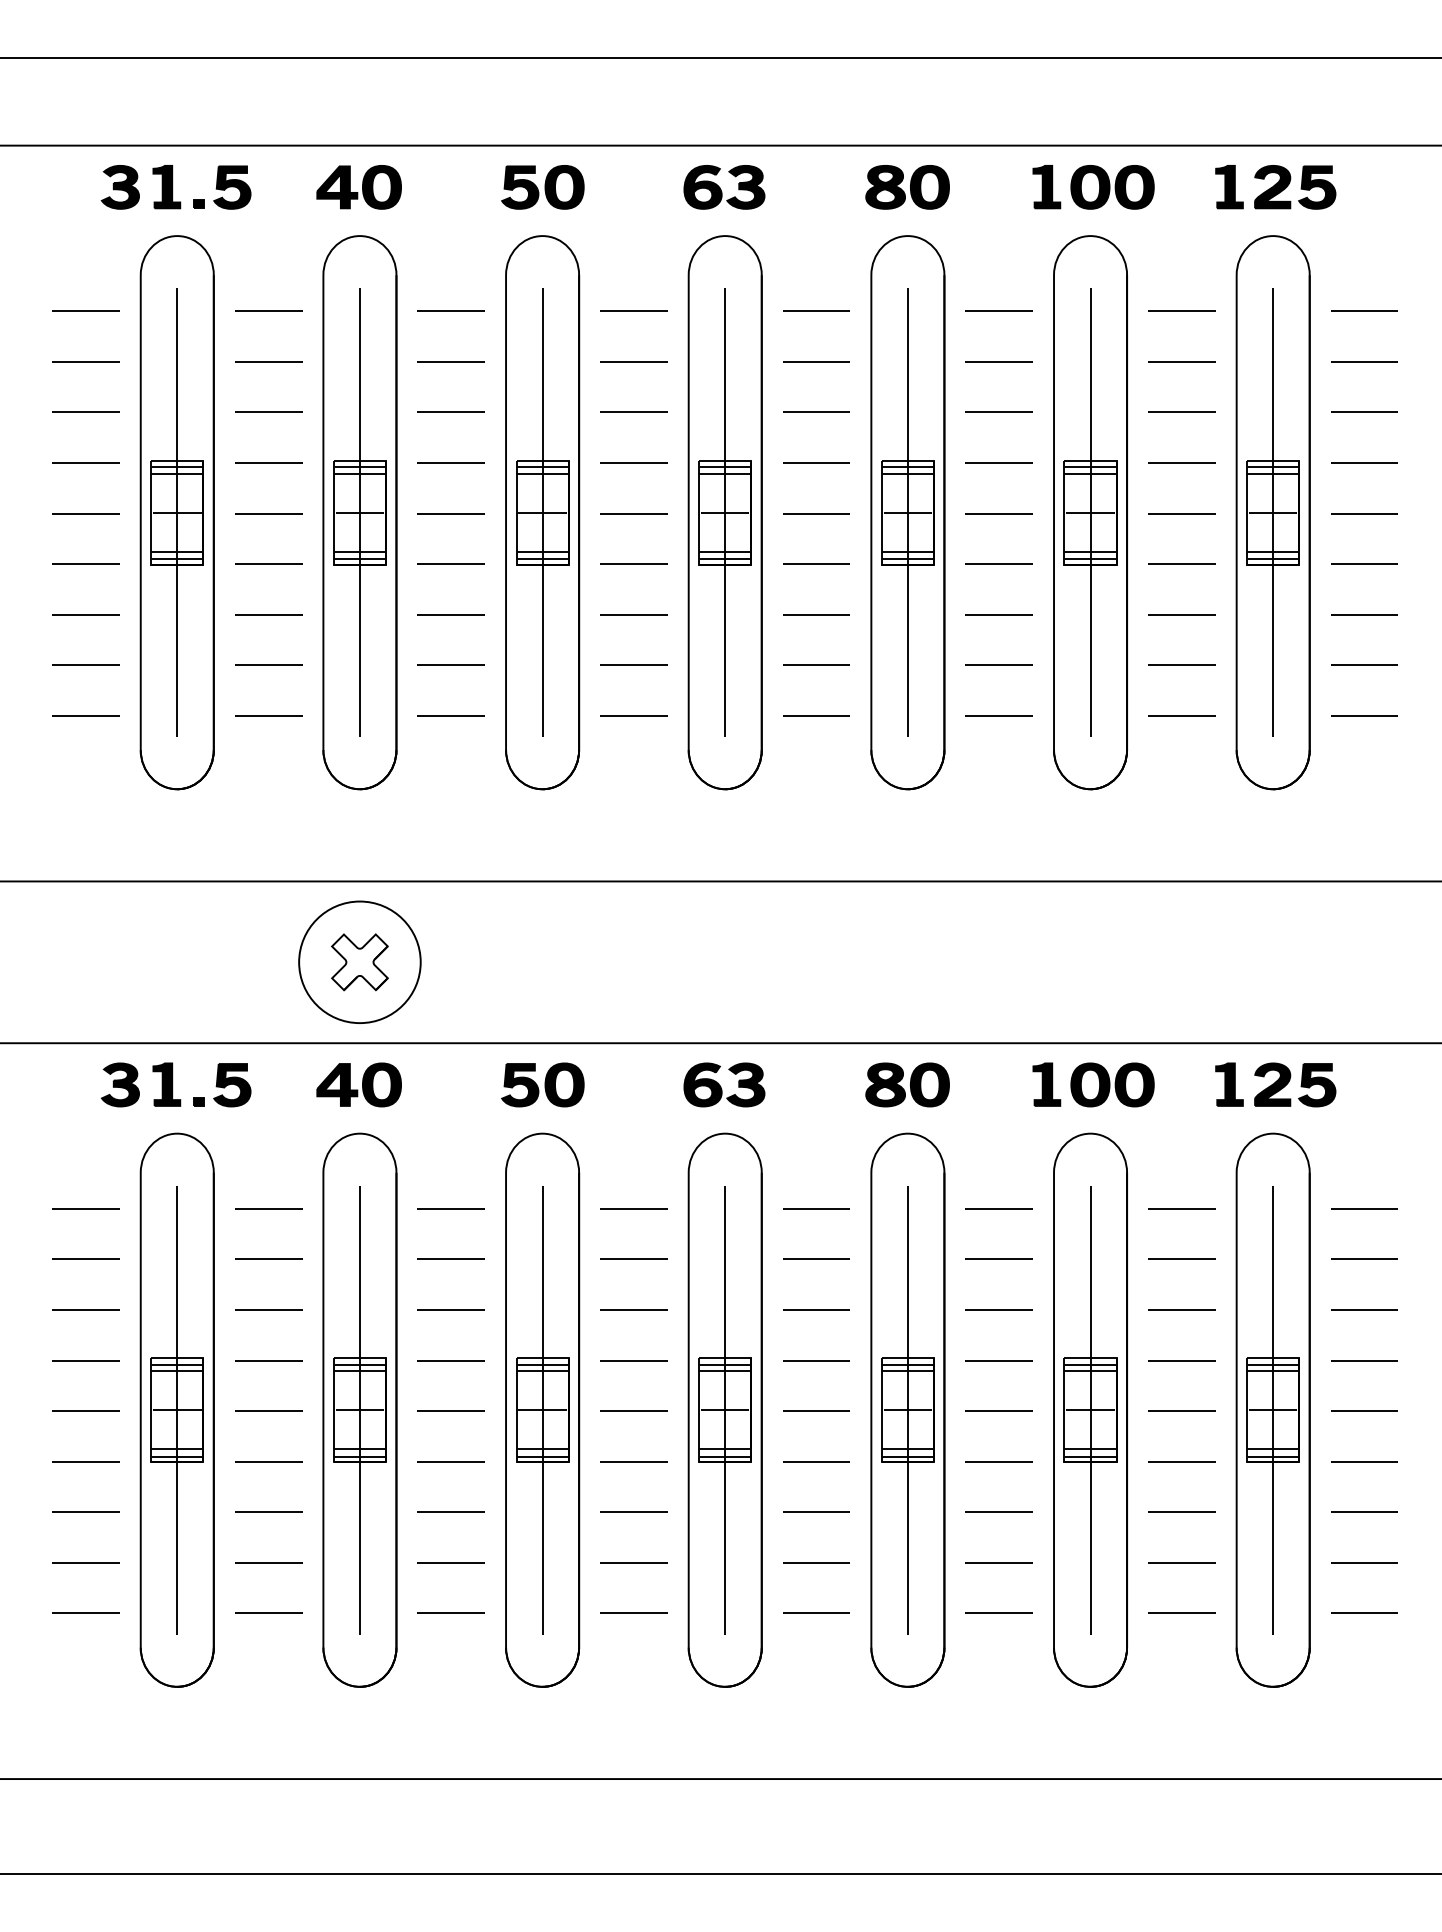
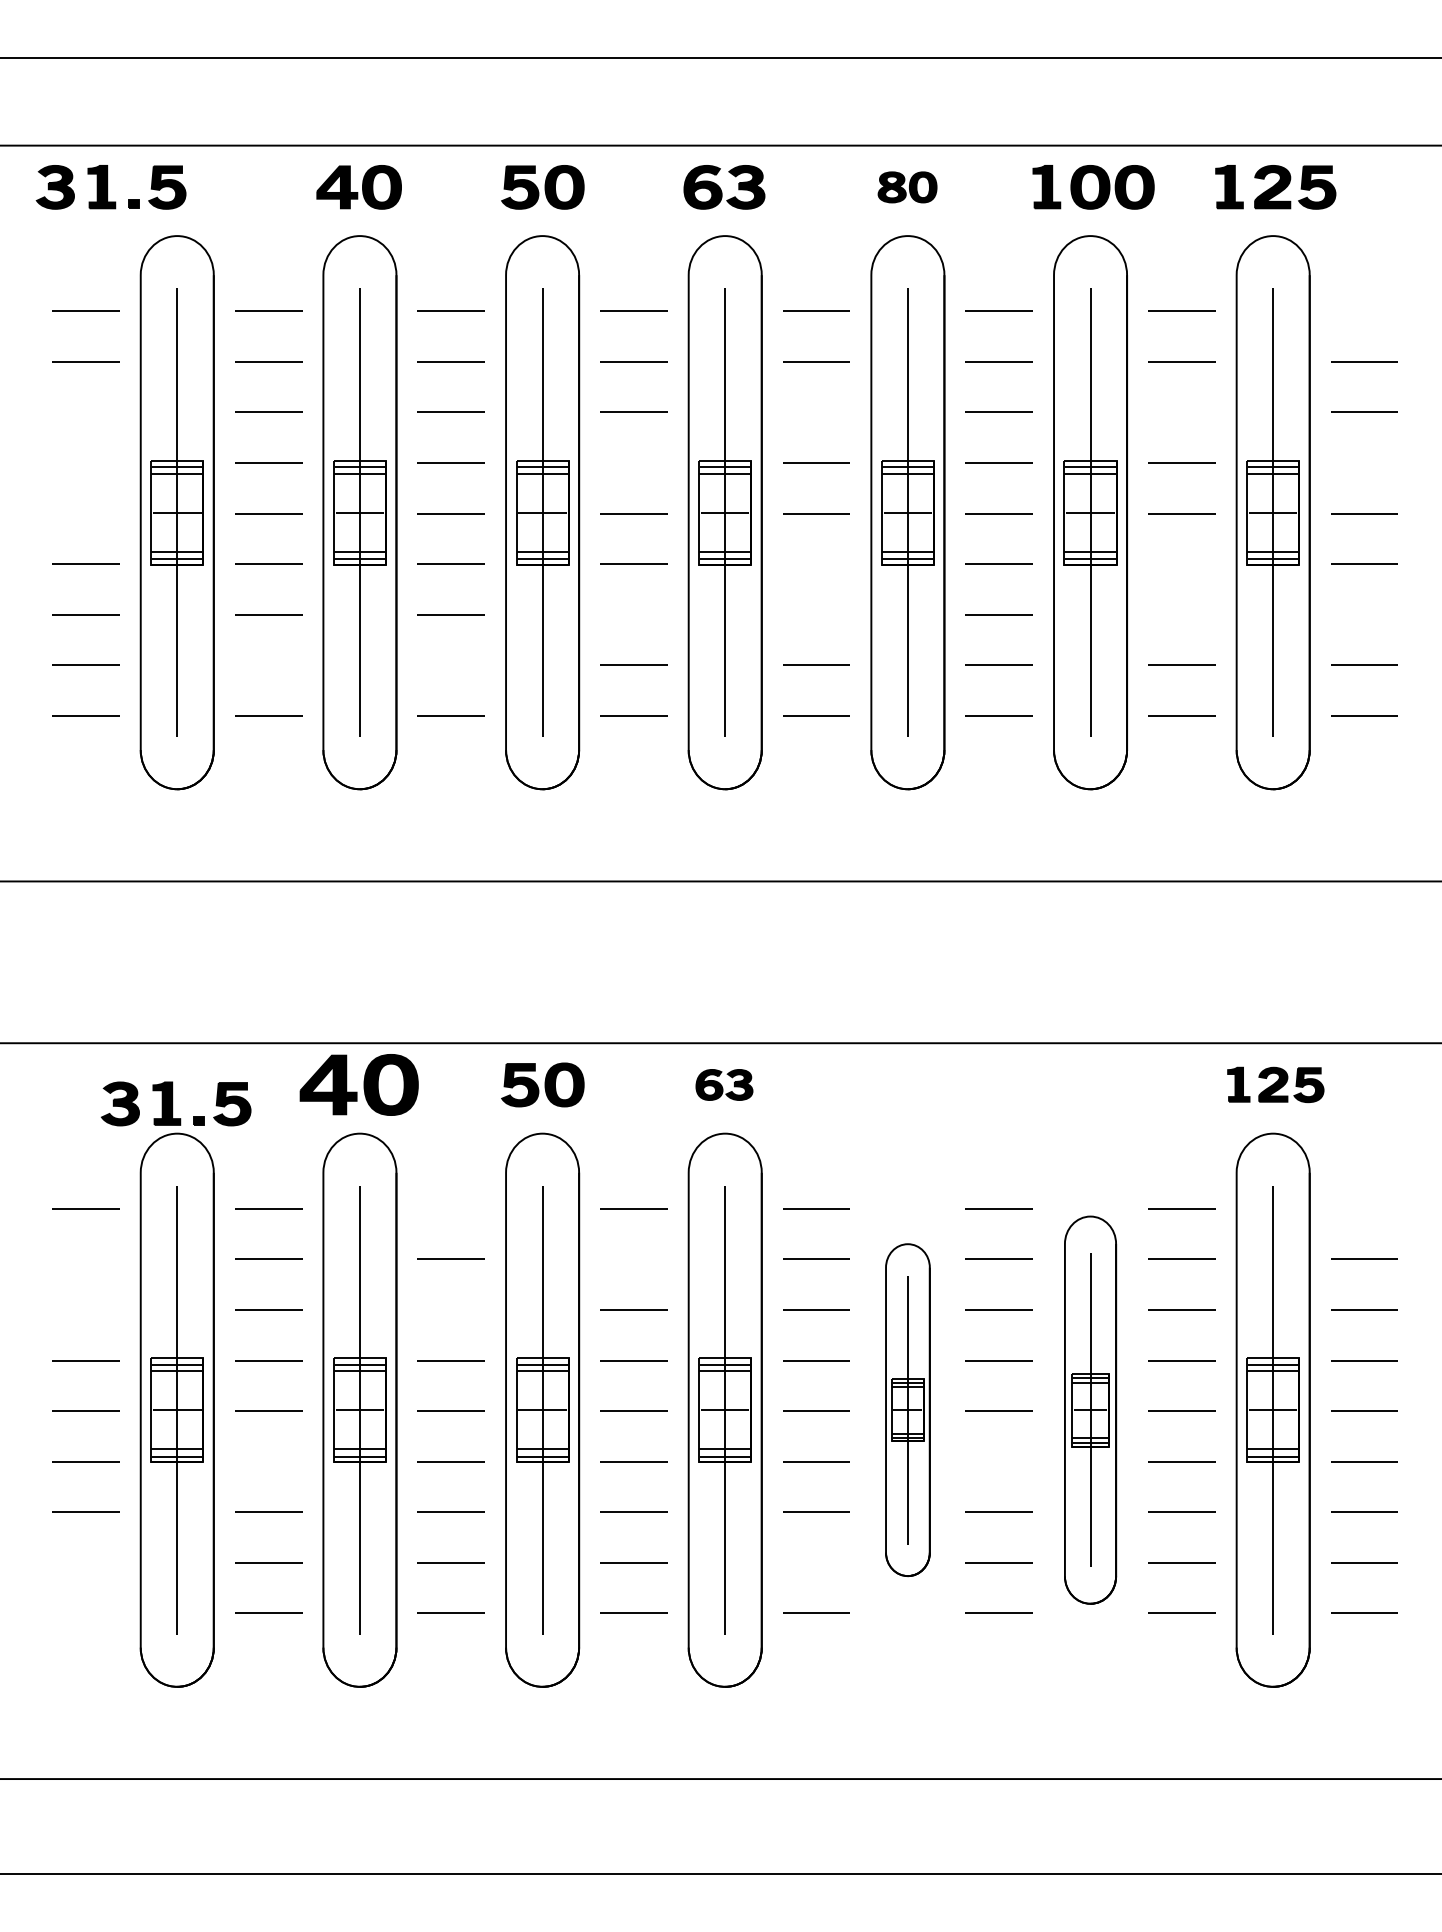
part position: (175, 187) -> (110, 187) (110, 187)
part size: 85x45 px -> 61x33 px (907, 187)
line: present -> none (1364, 310)
line: present -> none (85, 411)
line: present -> none (816, 411)
line: present -> none (1181, 411)
line: present -> none (85, 462)
line: present -> none (633, 462)
line: present -> none (1364, 462)
line: present -> none (85, 513)
line: present -> none (816, 563)
line: present -> none (1181, 563)
line: present -> none (633, 614)
line: present -> none (816, 614)
line: present -> none (1181, 614)
line: present -> none (1364, 614)
line: present -> none (268, 664)
line: present -> none (450, 664)
part: present -> none (359, 961)
part position: (175, 1084) -> (175, 1103) (175, 1103)
part size: 86x46 px -> 120x62 px (358, 1084)
part size: 83x46 px -> 59x32 px (724, 1084)
part: present -> none (907, 1084)
part: present -> none (1093, 1084)
part size: 122x46 px -> 98x38 px (1275, 1084)
line: present -> none (450, 1208)
line: present -> none (1364, 1208)
line: present -> none (85, 1258)
line: present -> none (633, 1258)
line: present -> none (85, 1309)
line: present -> none (450, 1309)
part size: 76x556 px -> 46x335 px (907, 1410)
part size: 75x556 px -> 54x390 px (1090, 1409)
line: present -> none (268, 1461)
line: present -> none (998, 1461)
line: present -> none (85, 1562)
line: present -> none (816, 1562)
line: present -> none (85, 1612)
